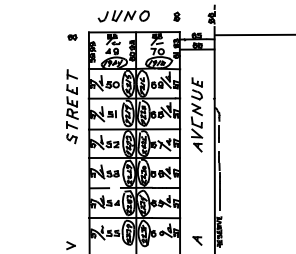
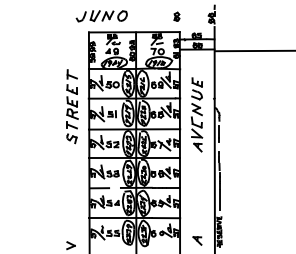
part position: (123, 16) -> (101, 16) (101, 16)
line position: (253, 34) -> (253, 50) (253, 50)
part: present -> none (72, 37)
